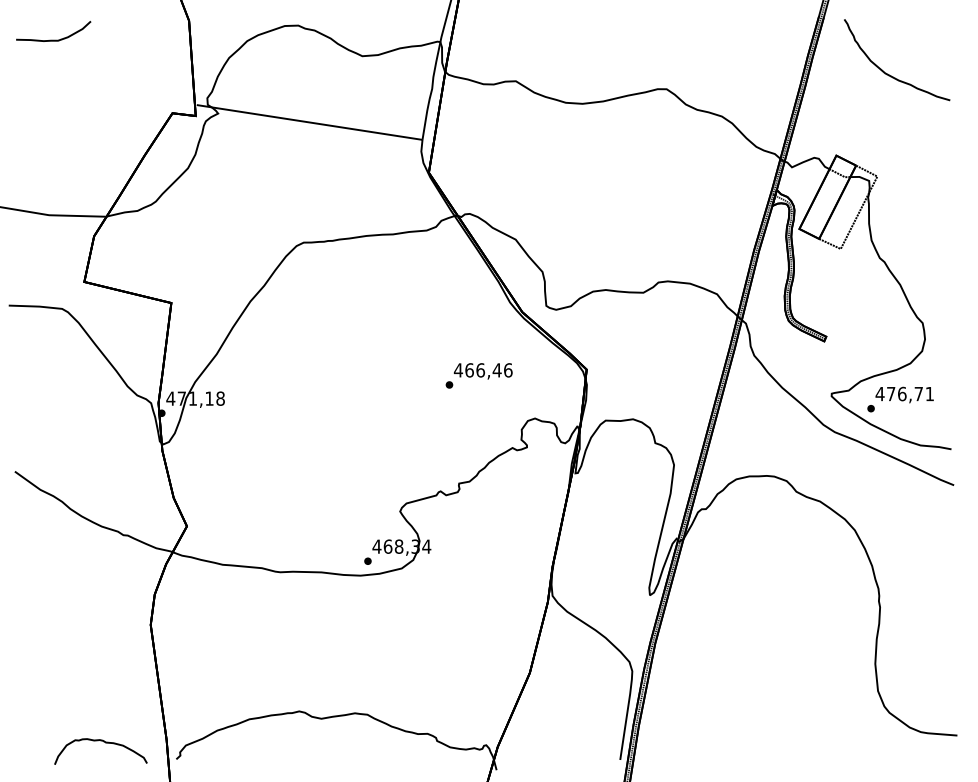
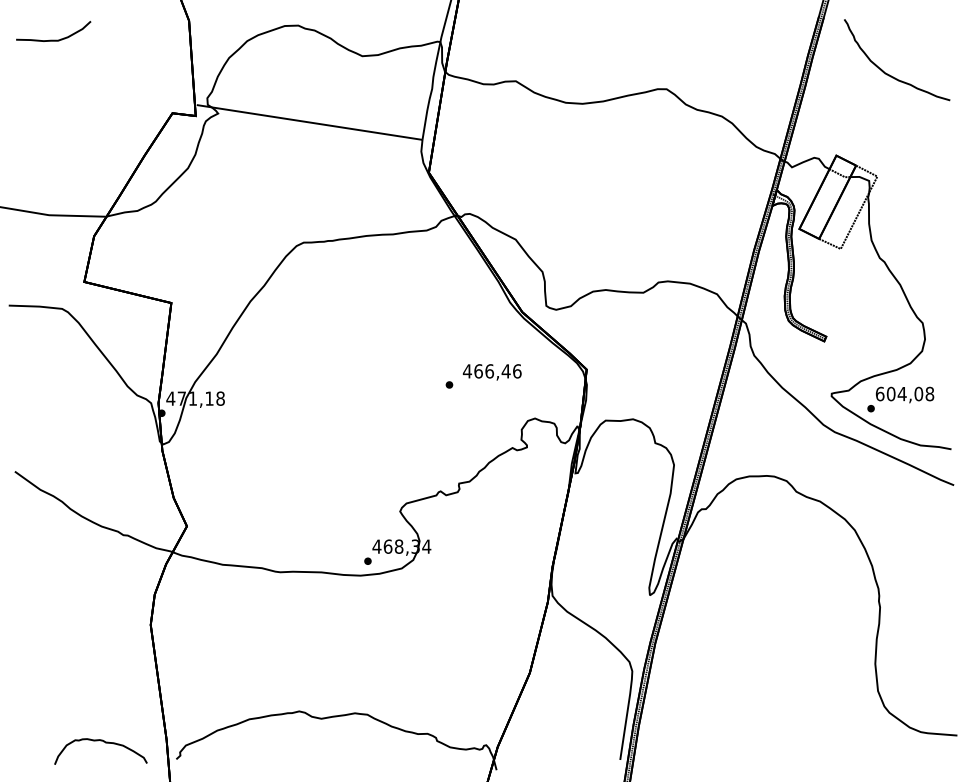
text position: (482, 371) -> (491, 372) (491, 372)
text: 476,71 -> 604,08 (904, 393)
